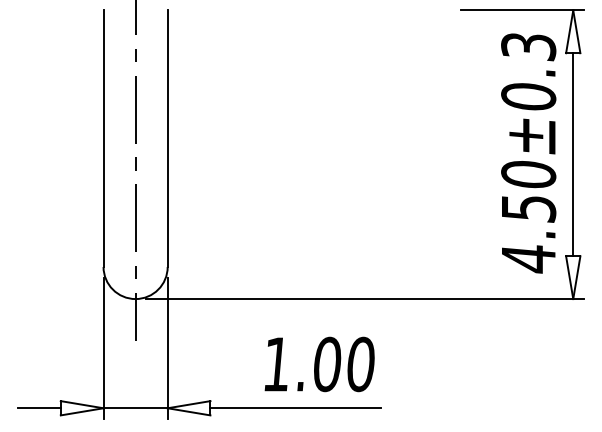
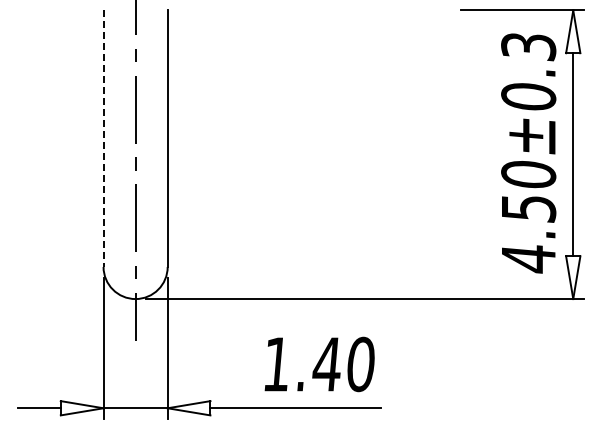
line: solid -> dashed (103, 139)
text: 1.00 -> 1.40 (326, 364)
